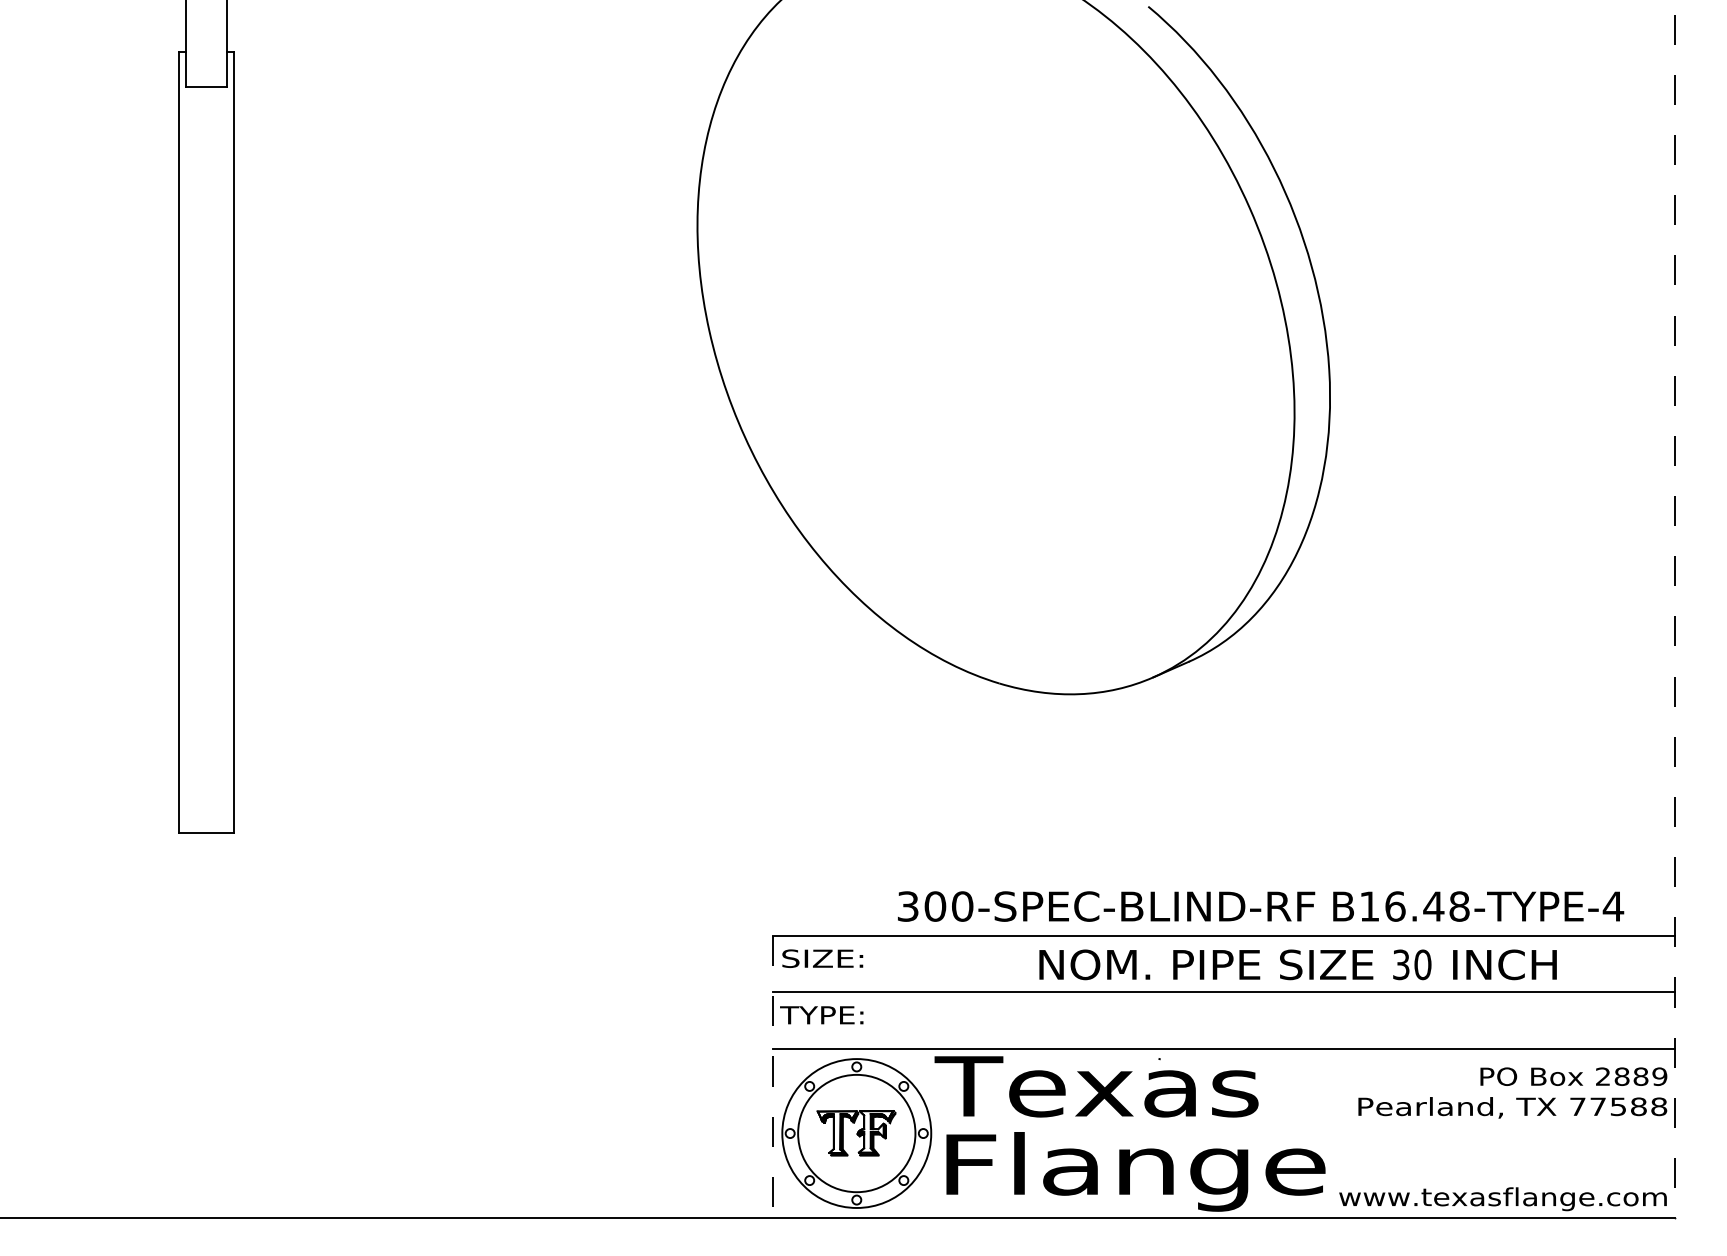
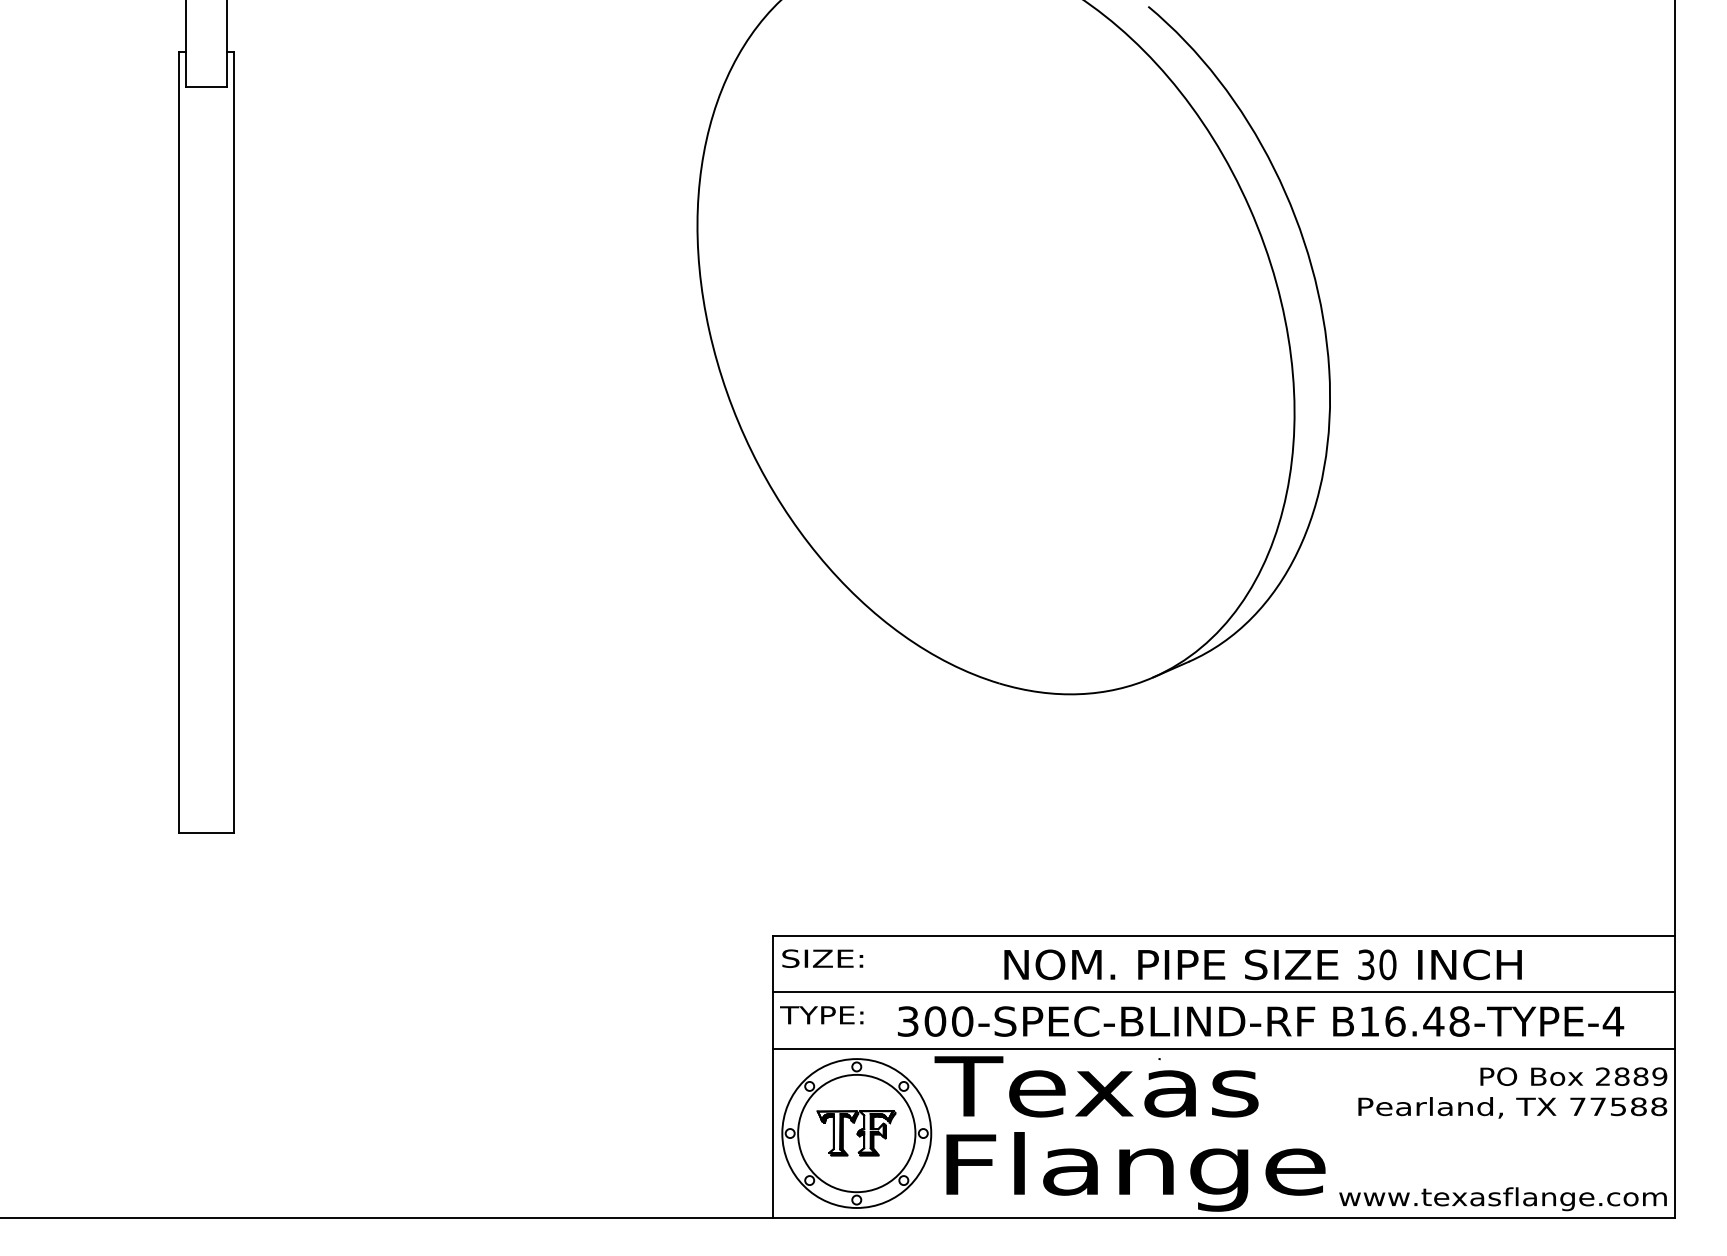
line: dashed -> solid (1675, 609)
text position: (1261, 906) -> (1261, 1021) (1261, 1021)
text position: (1297, 964) -> (1262, 964) (1262, 964)
line: dashed -> solid (772, 1077)
